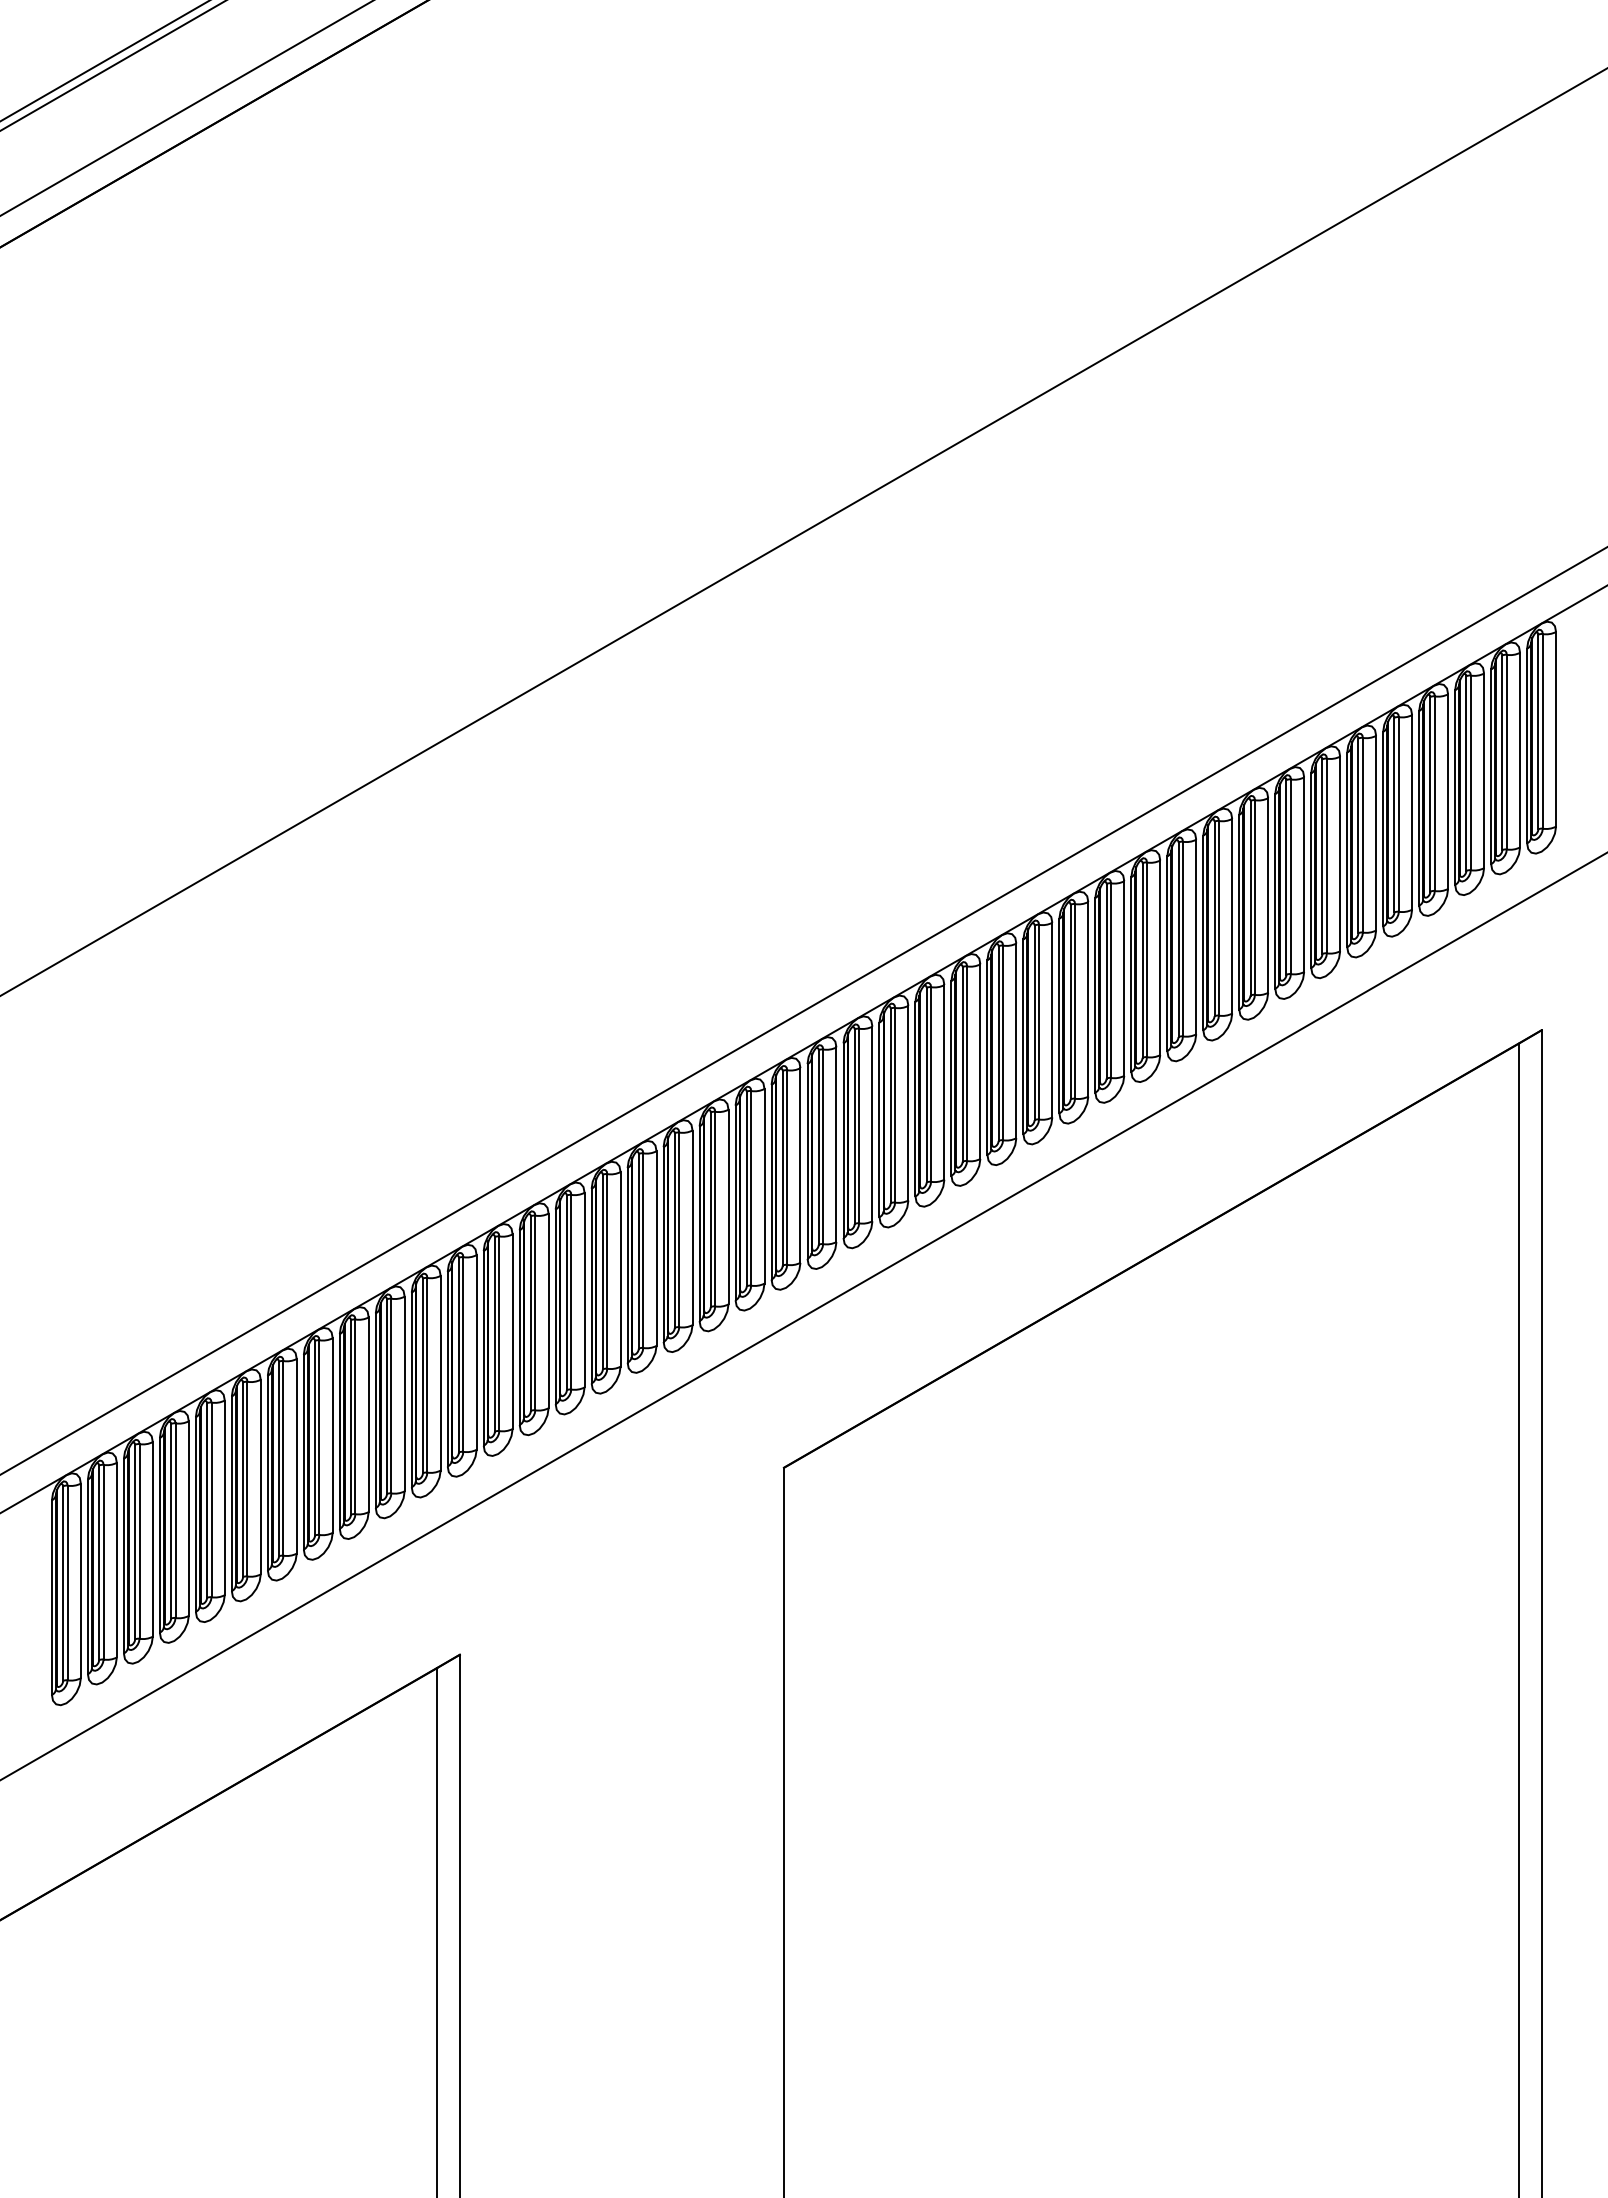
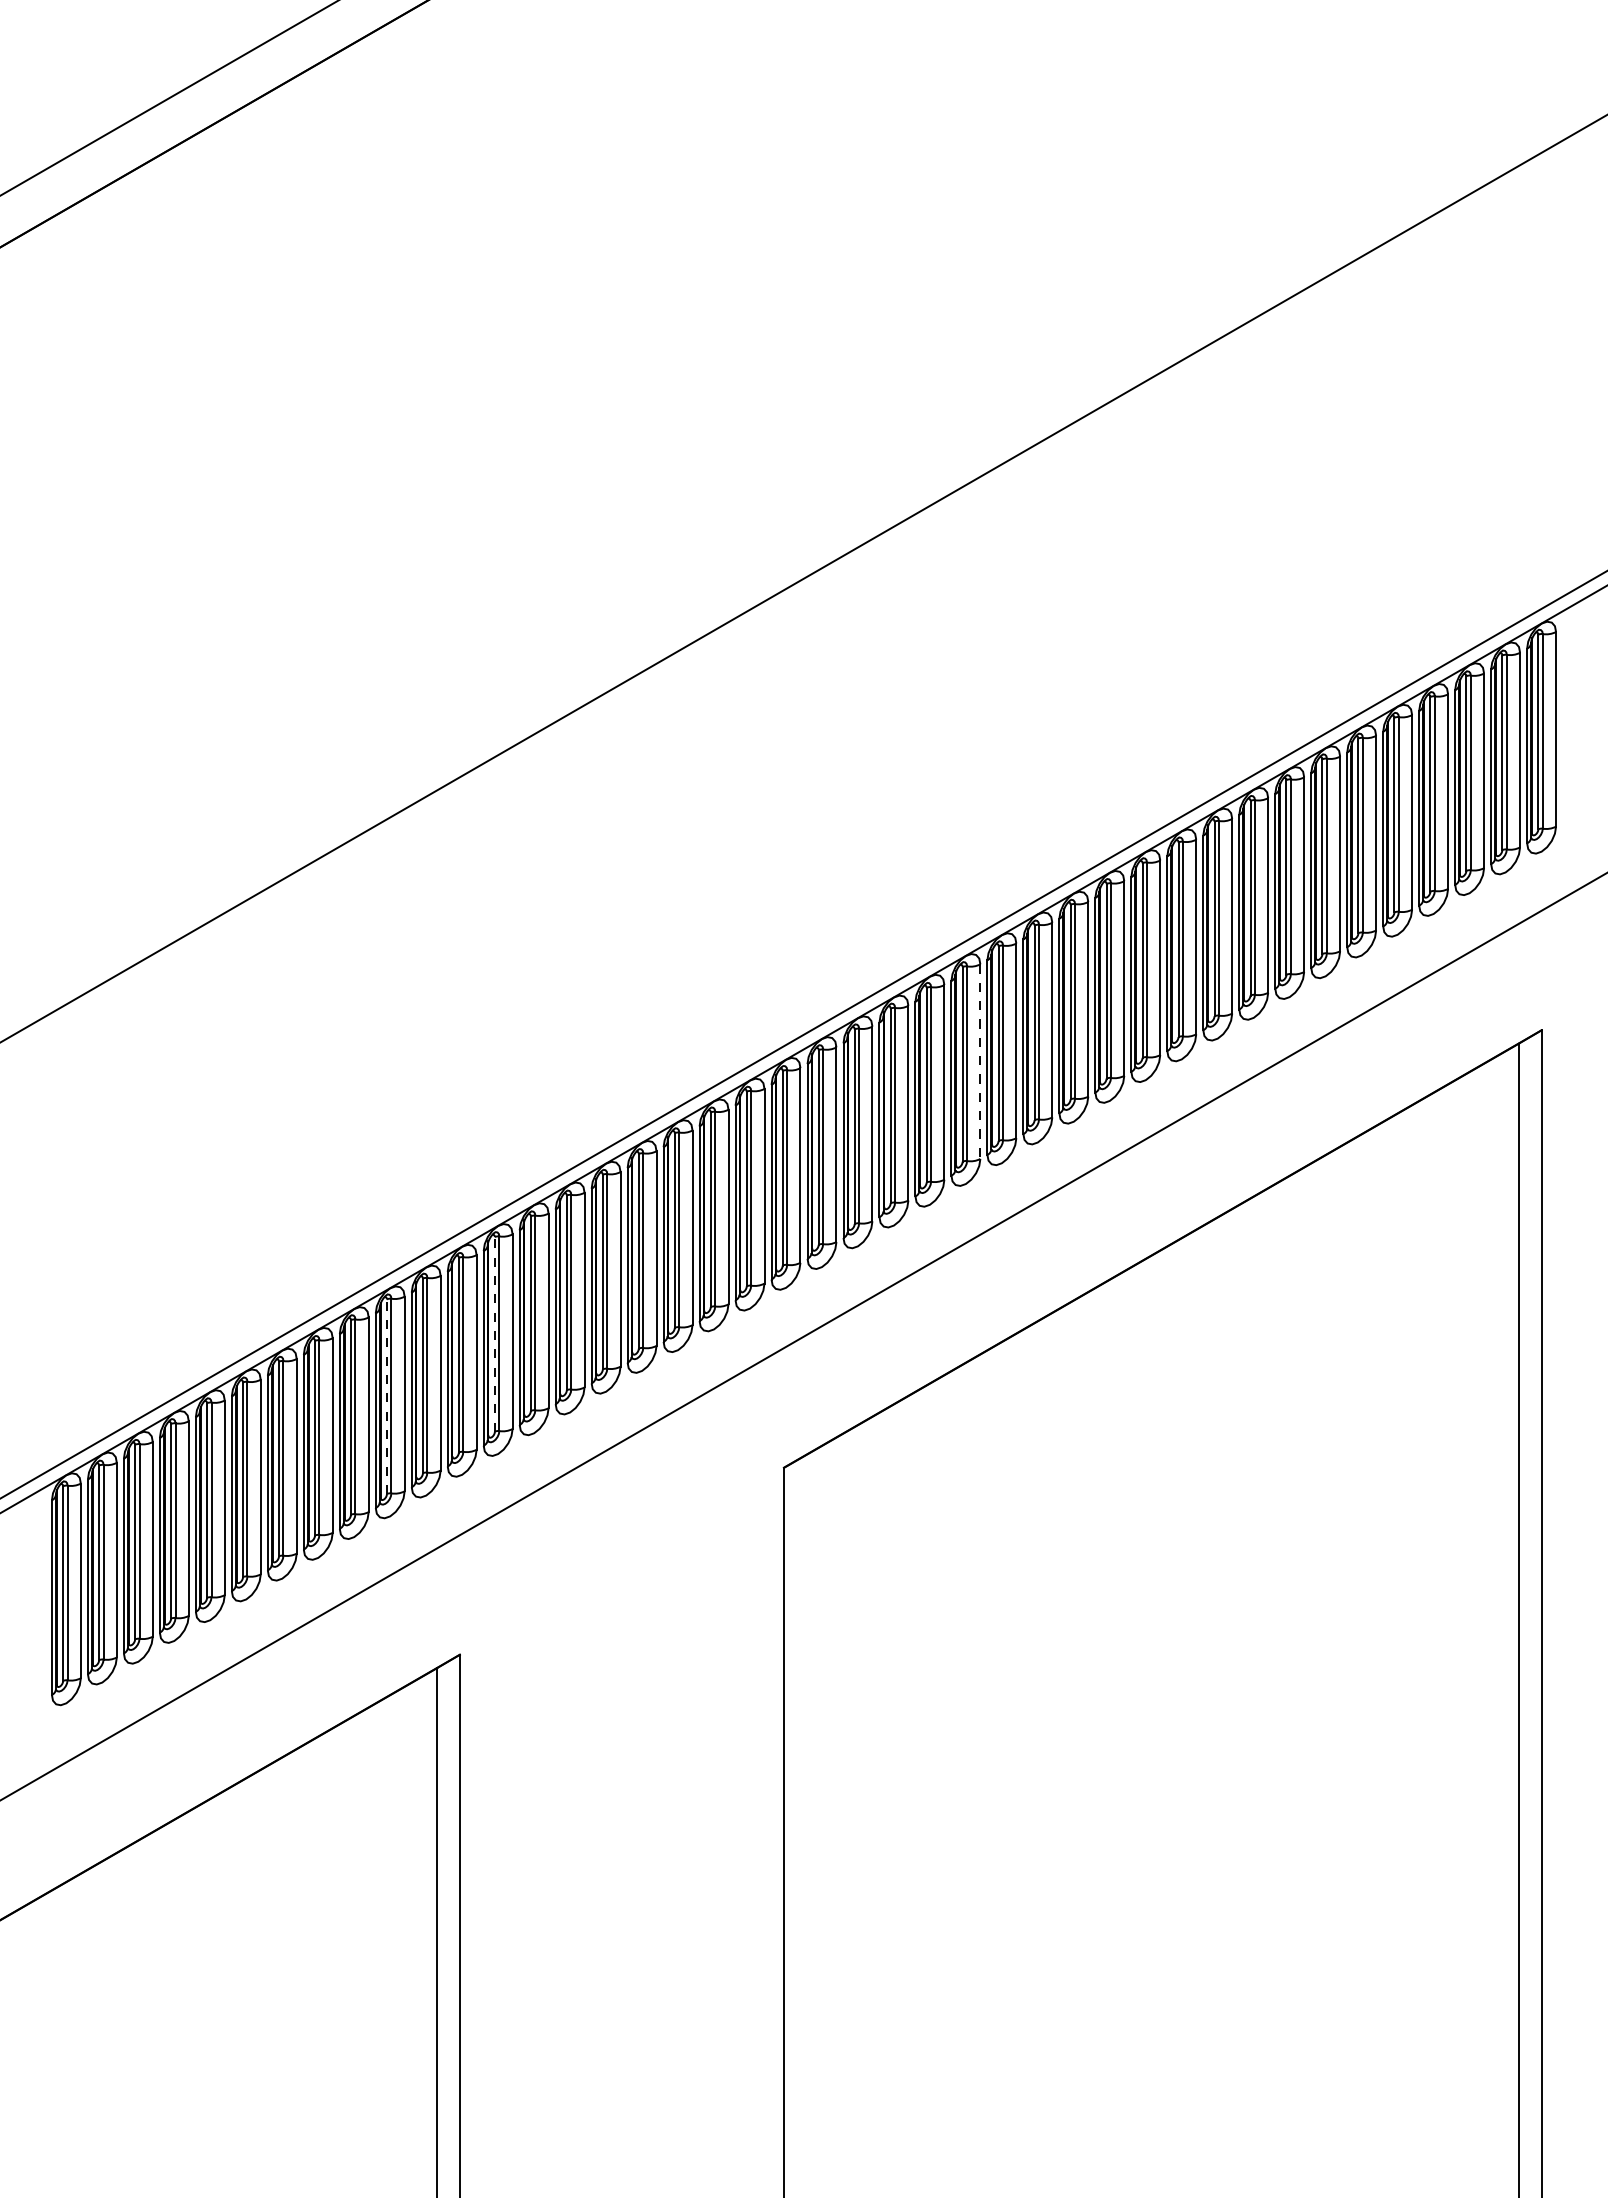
line: present -> none (104, 61)
line: present -> none (112, 65)
line position: (186, 108) -> (168, 98) (168, 98)
line position: (803, 531) -> (803, 578) (803, 578)
line position: (803, 1010) -> (803, 1034) (803, 1034)
line: solid -> dashed (980, 1062)
line position: (803, 1316) -> (803, 1336) (803, 1336)
line: solid -> dashed (494, 1333)
line: solid -> dashed (386, 1396)
